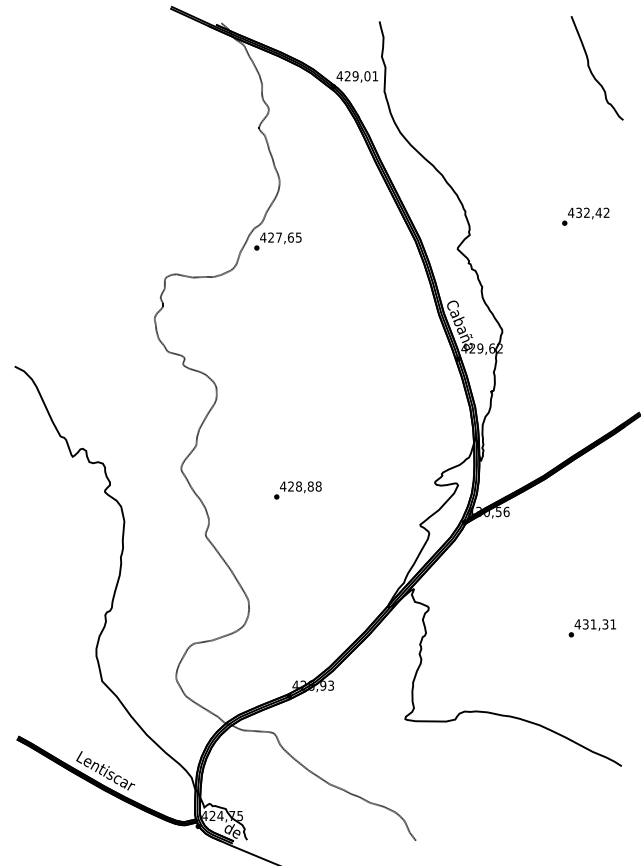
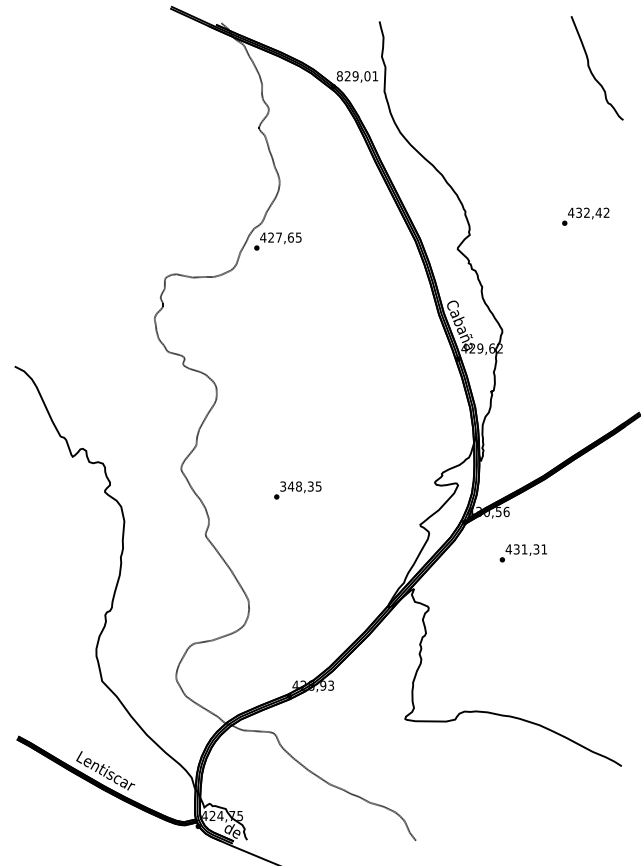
text: 429,01 -> 829,01 (339, 76)
text: 428,88 -> 348,35 (300, 486)
text position: (591, 628) -> (522, 553) (522, 553)
